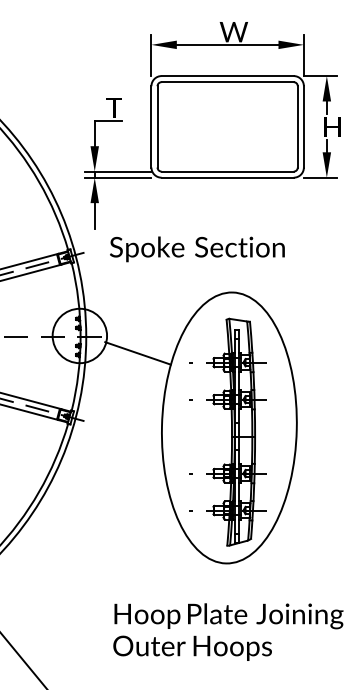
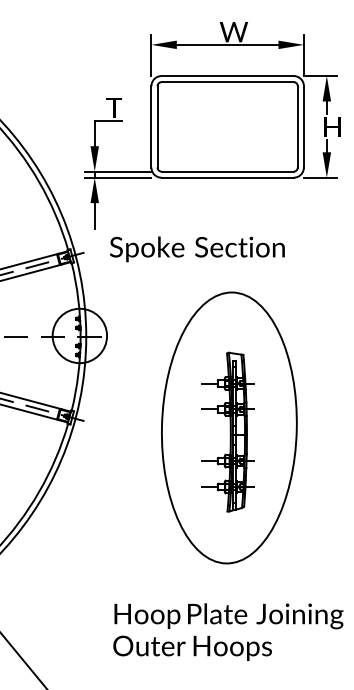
line: present -> none (137, 353)
part size: 78x230 px -> 54x162 px (227, 431)
